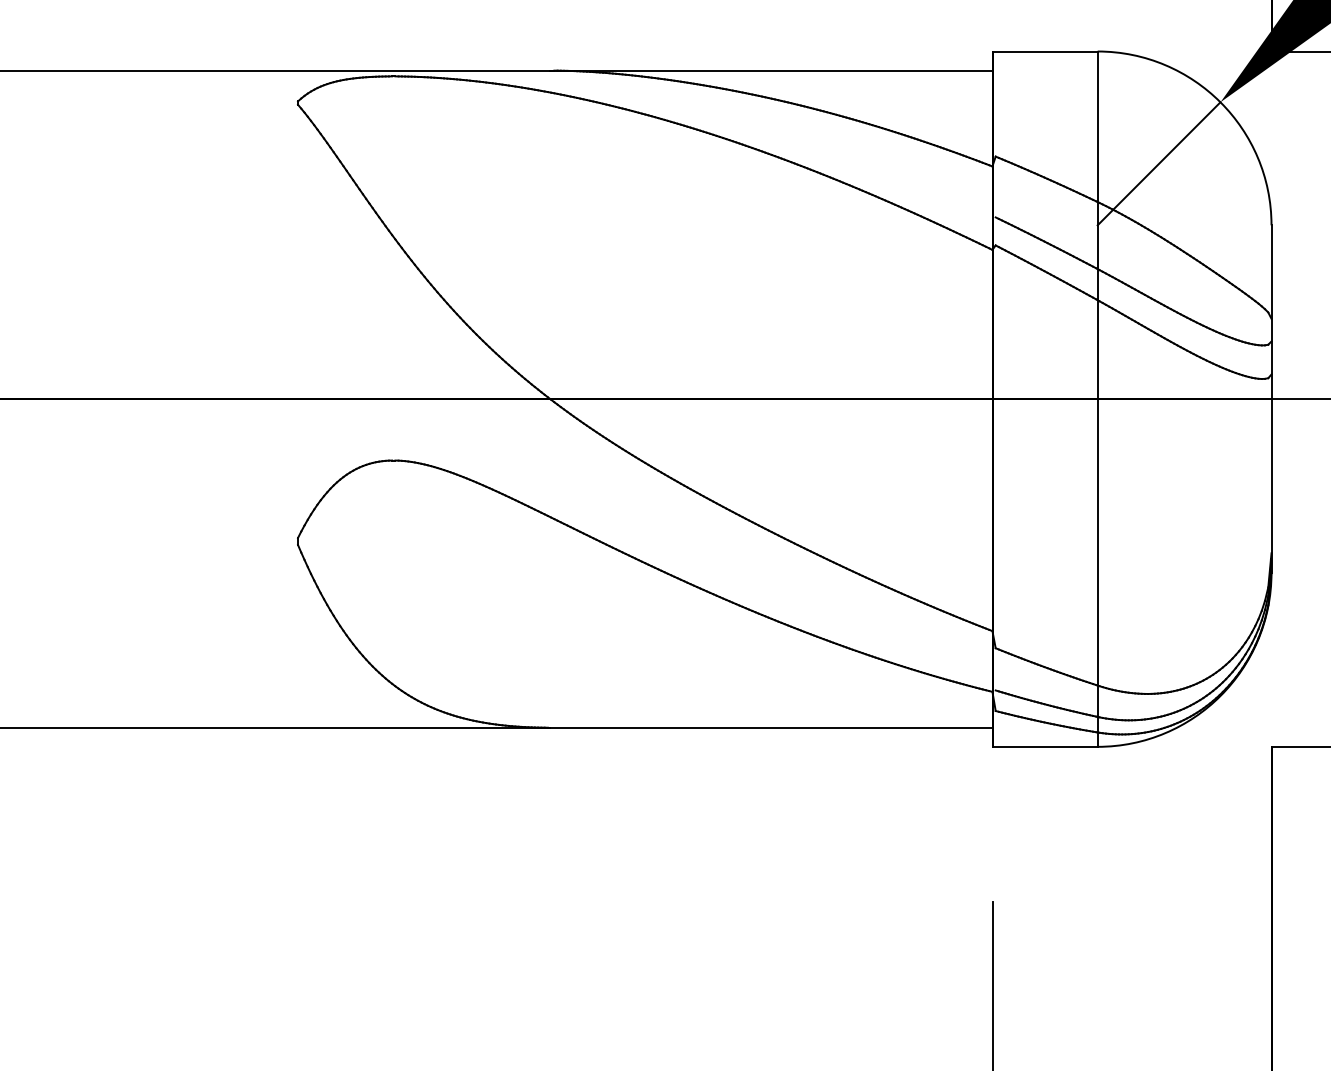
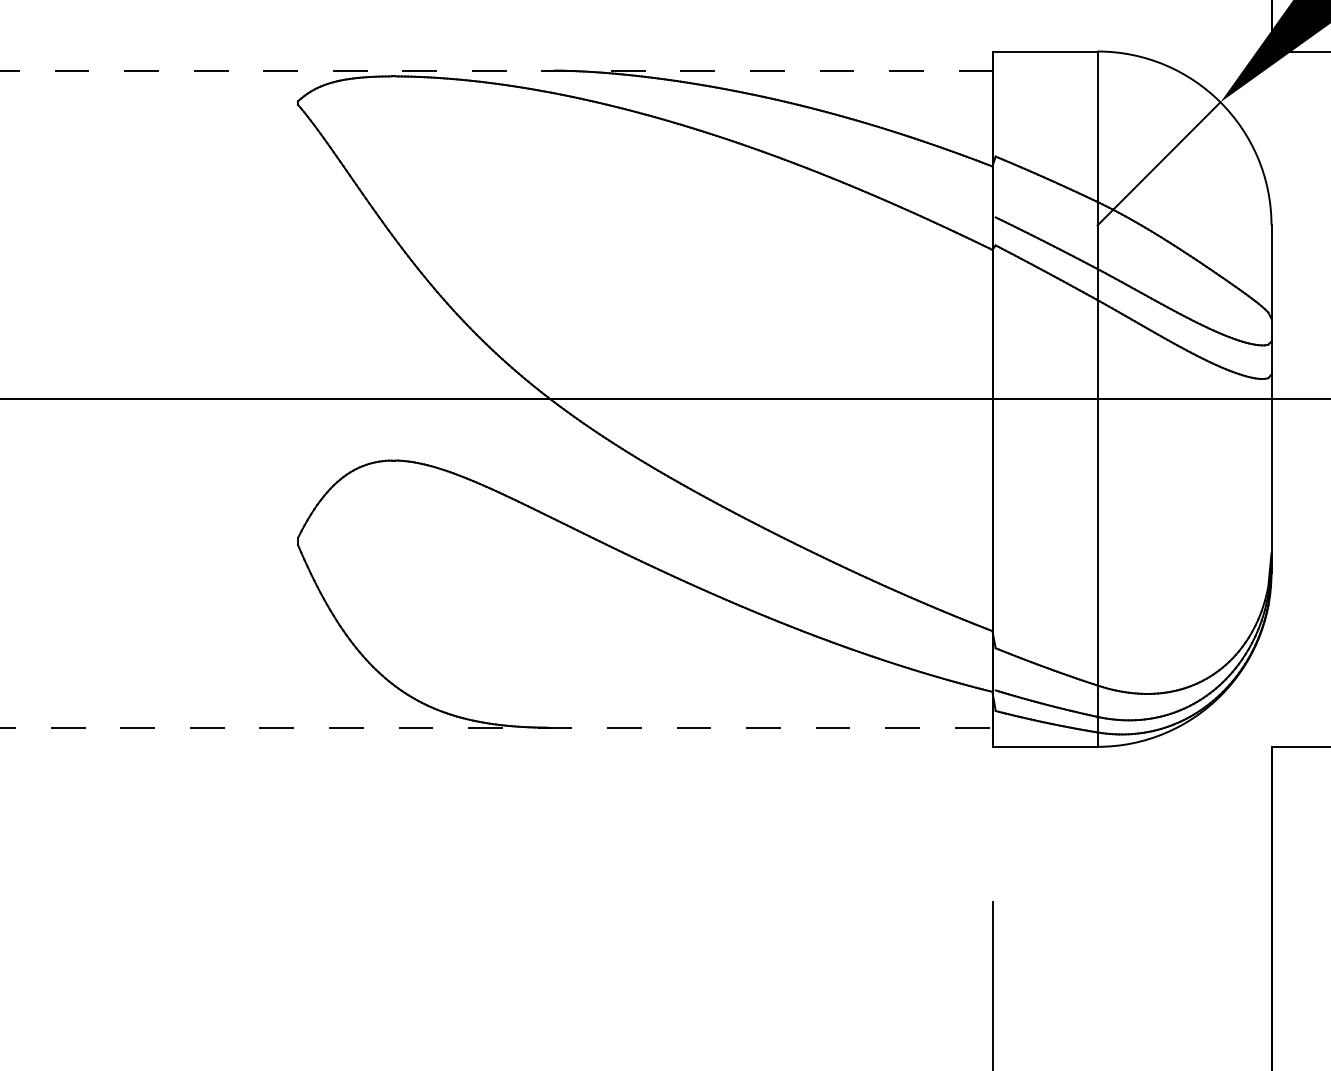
line: solid -> dashed (496, 70)
line: solid -> dashed (497, 727)
